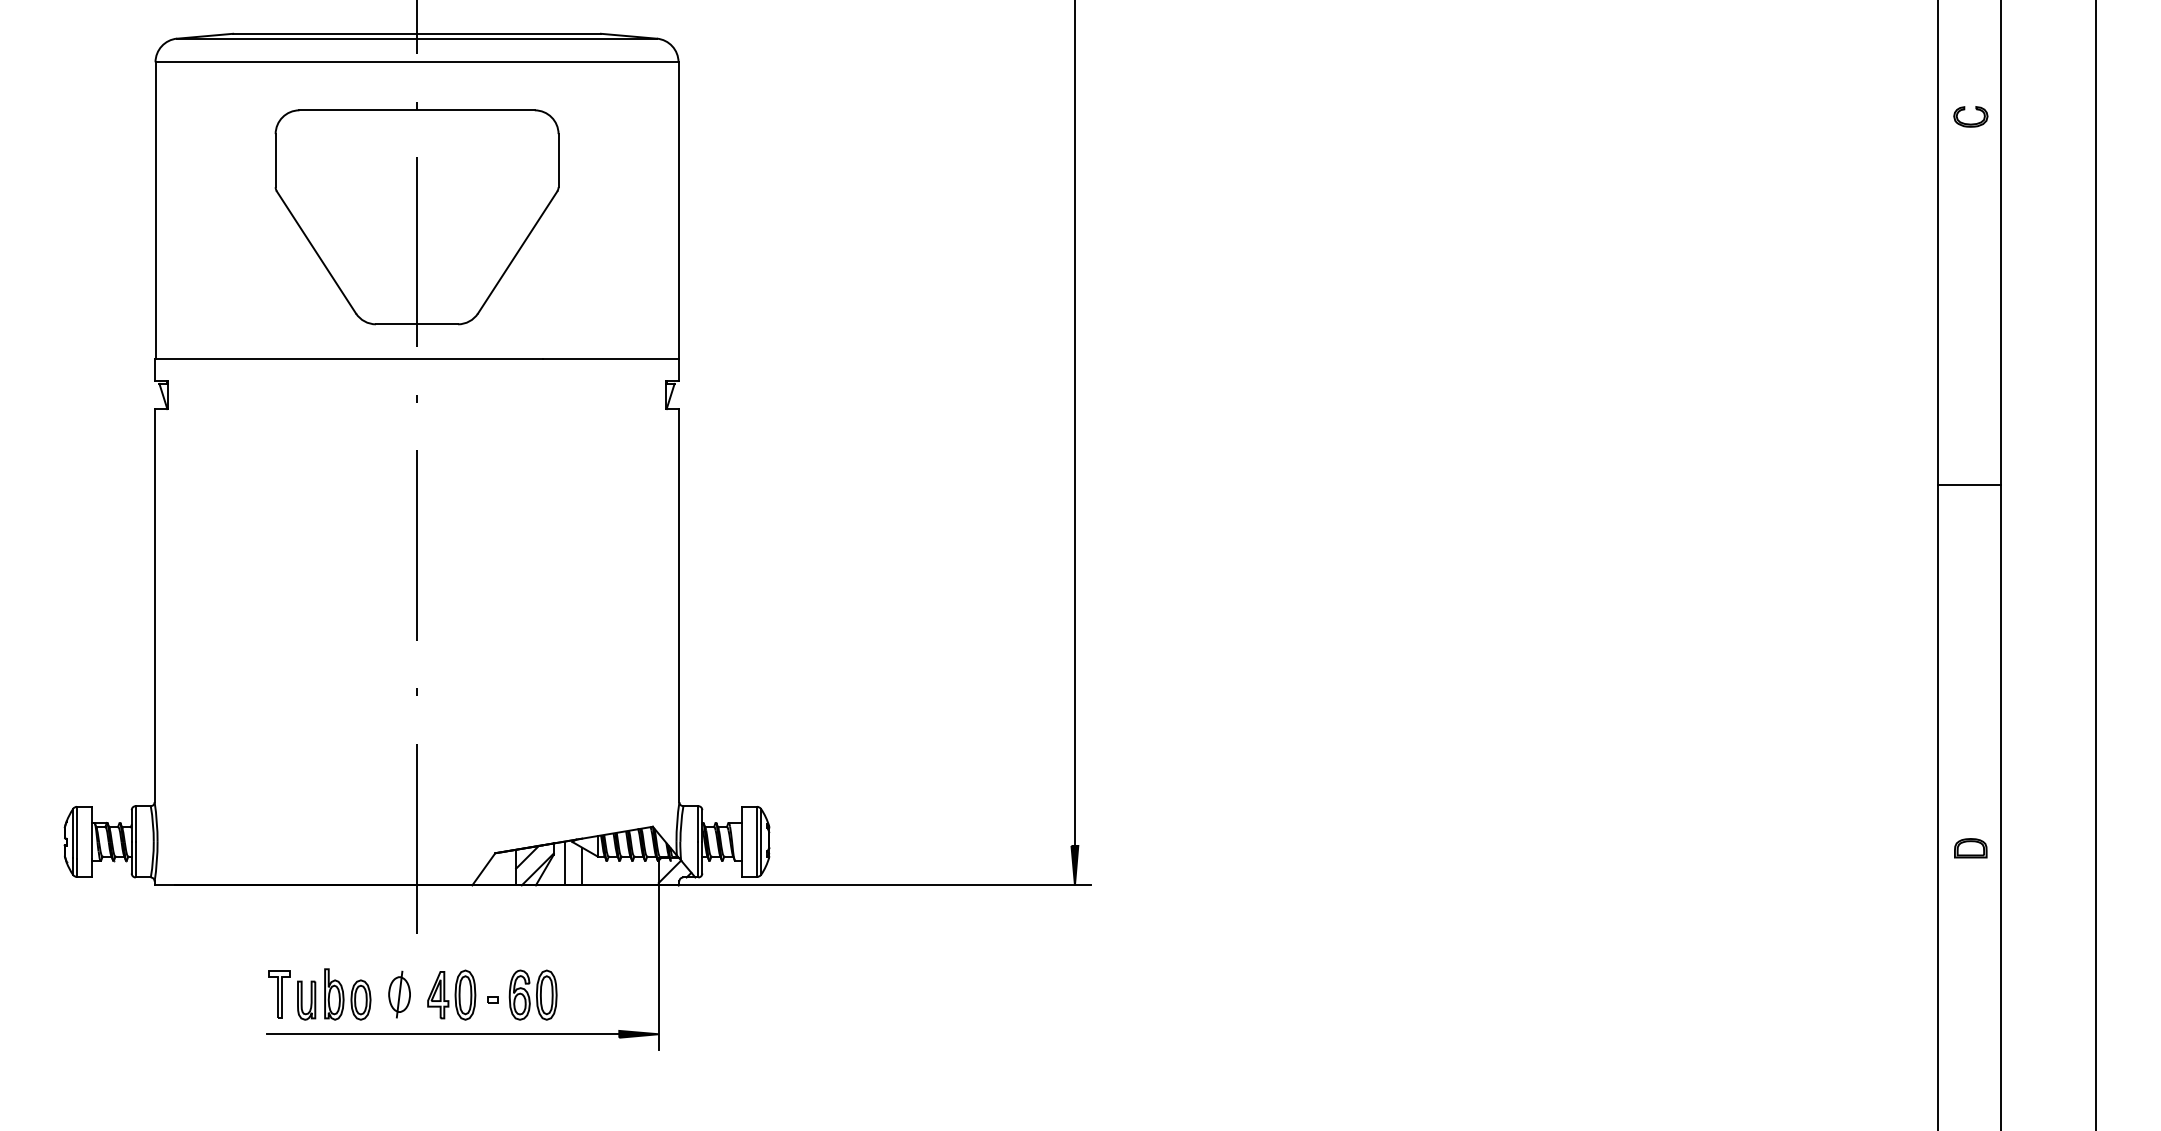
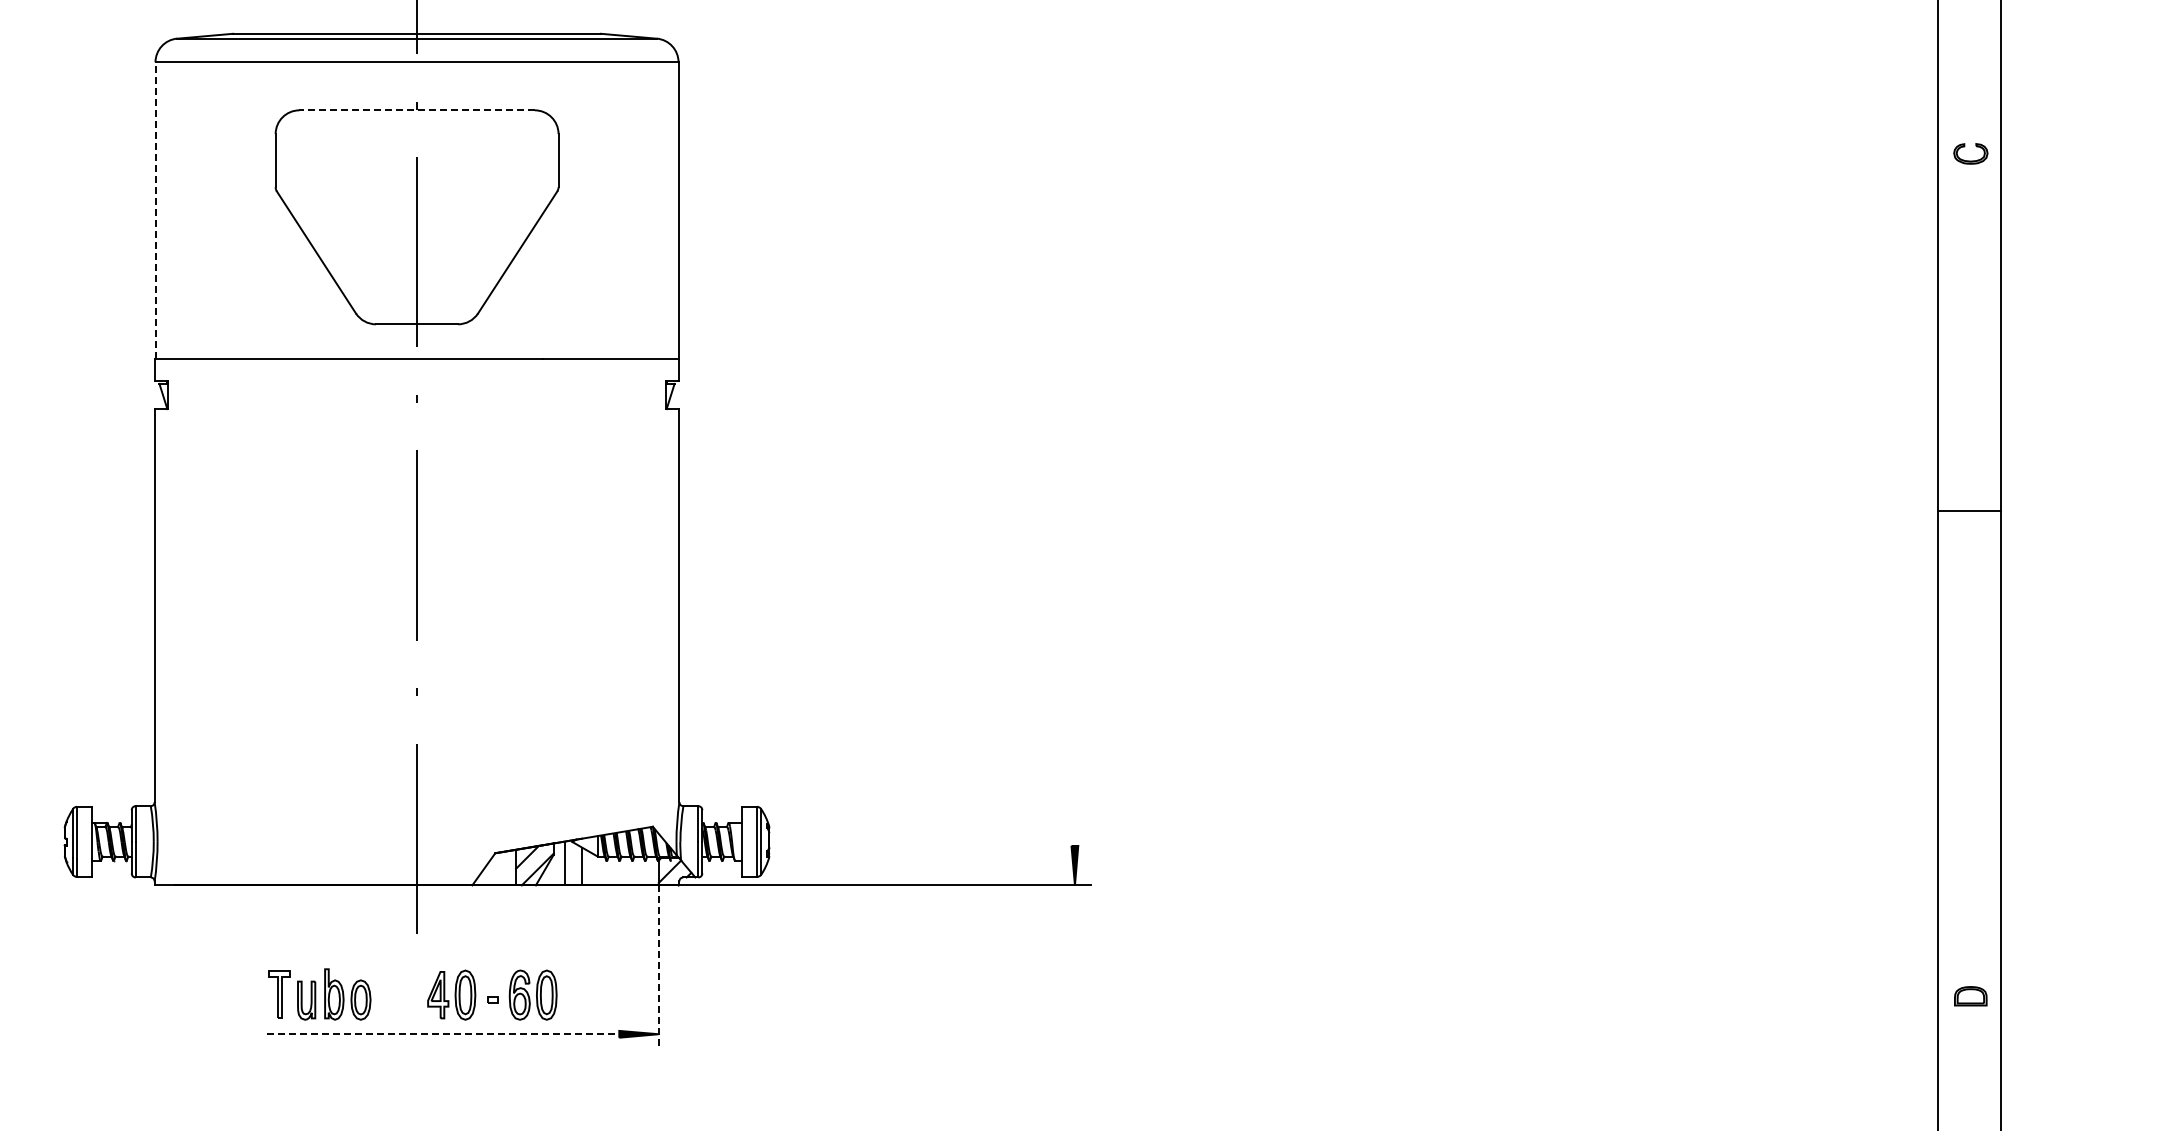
line: solid -> dashed (417, 110)
part position: (1970, 123) -> (1970, 160) (1970, 160)
line: solid -> dashed (155, 210)
line: present -> none (1074, 423)
line position: (1969, 485) -> (1969, 511) (1969, 511)
line: present -> none (2096, 564)
part position: (1970, 848) -> (1970, 996) (1970, 996)
line: solid -> dashed (658, 968)
part: present -> none (399, 994)
line: solid -> dashed (443, 1034)
